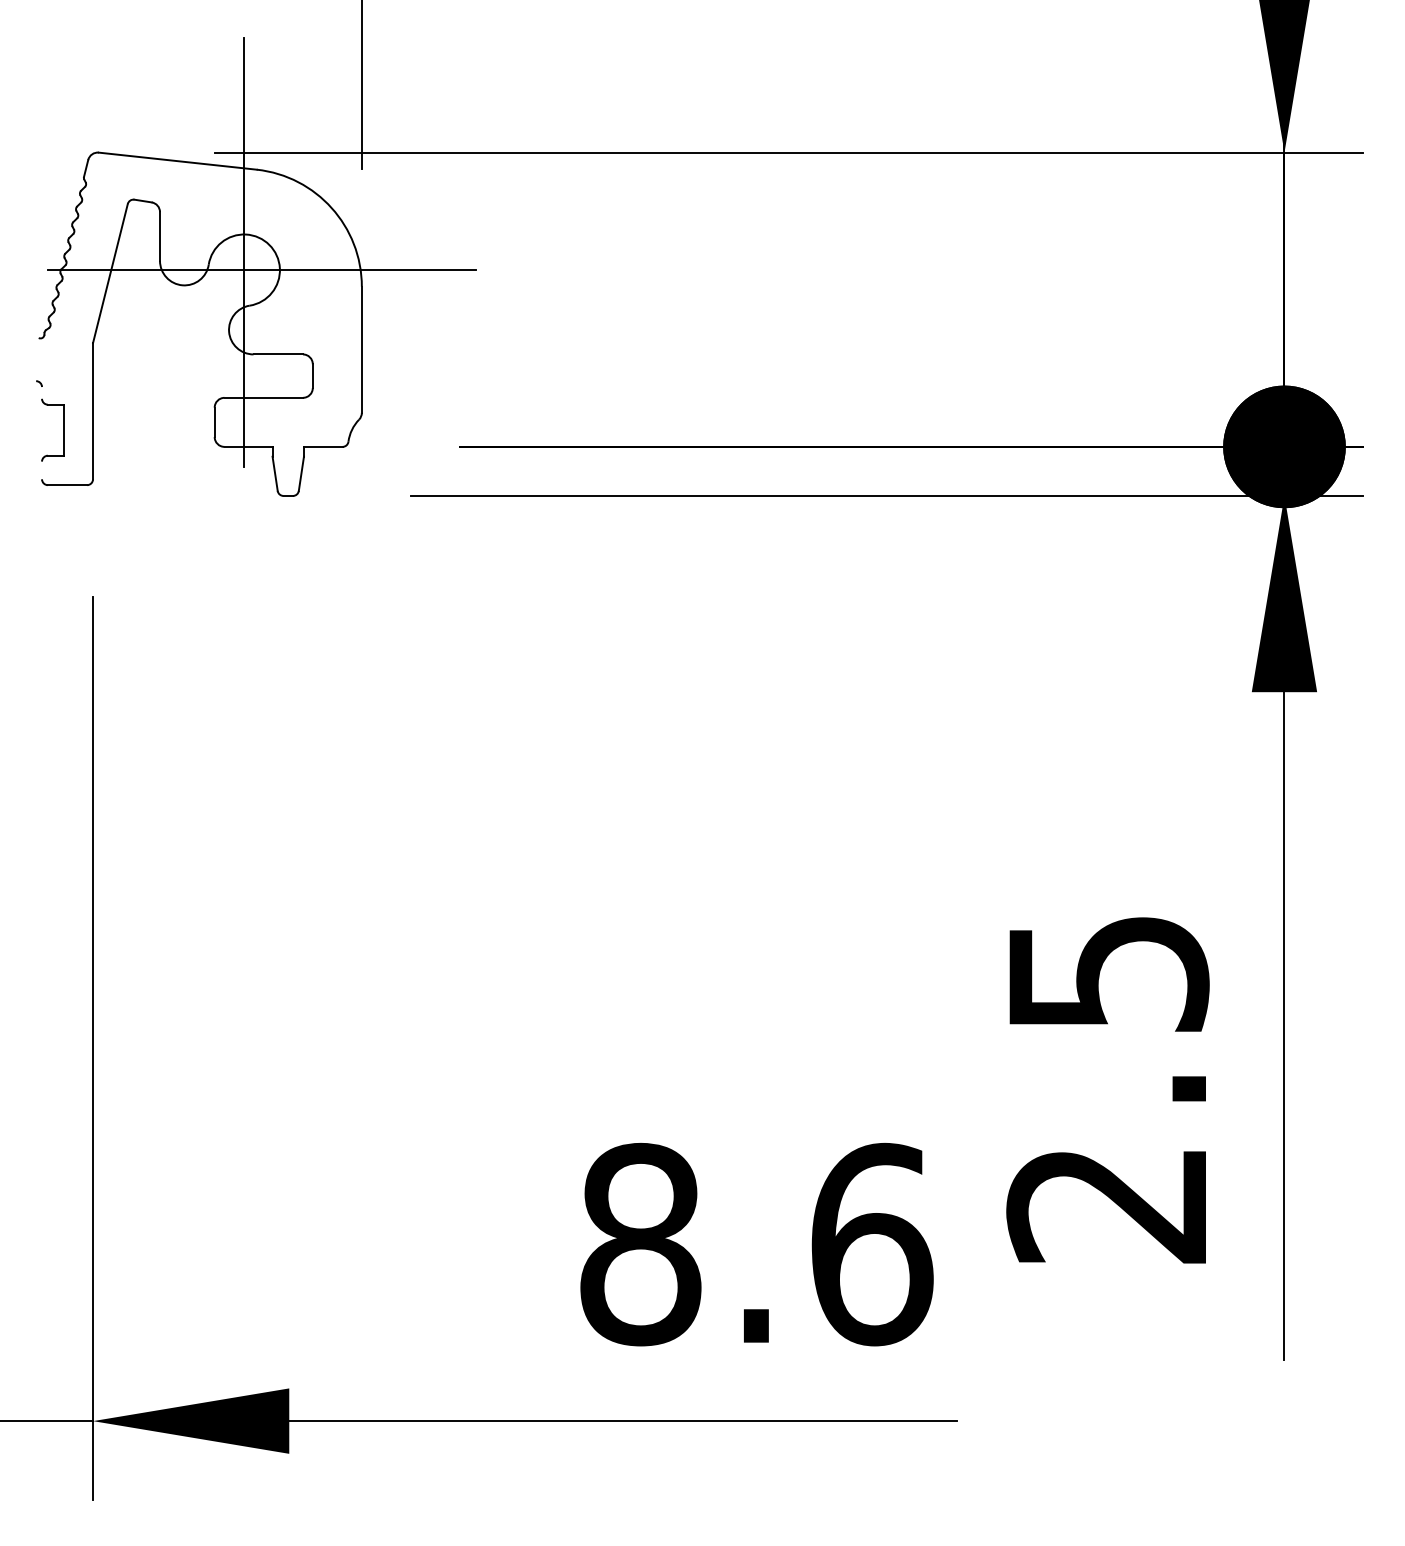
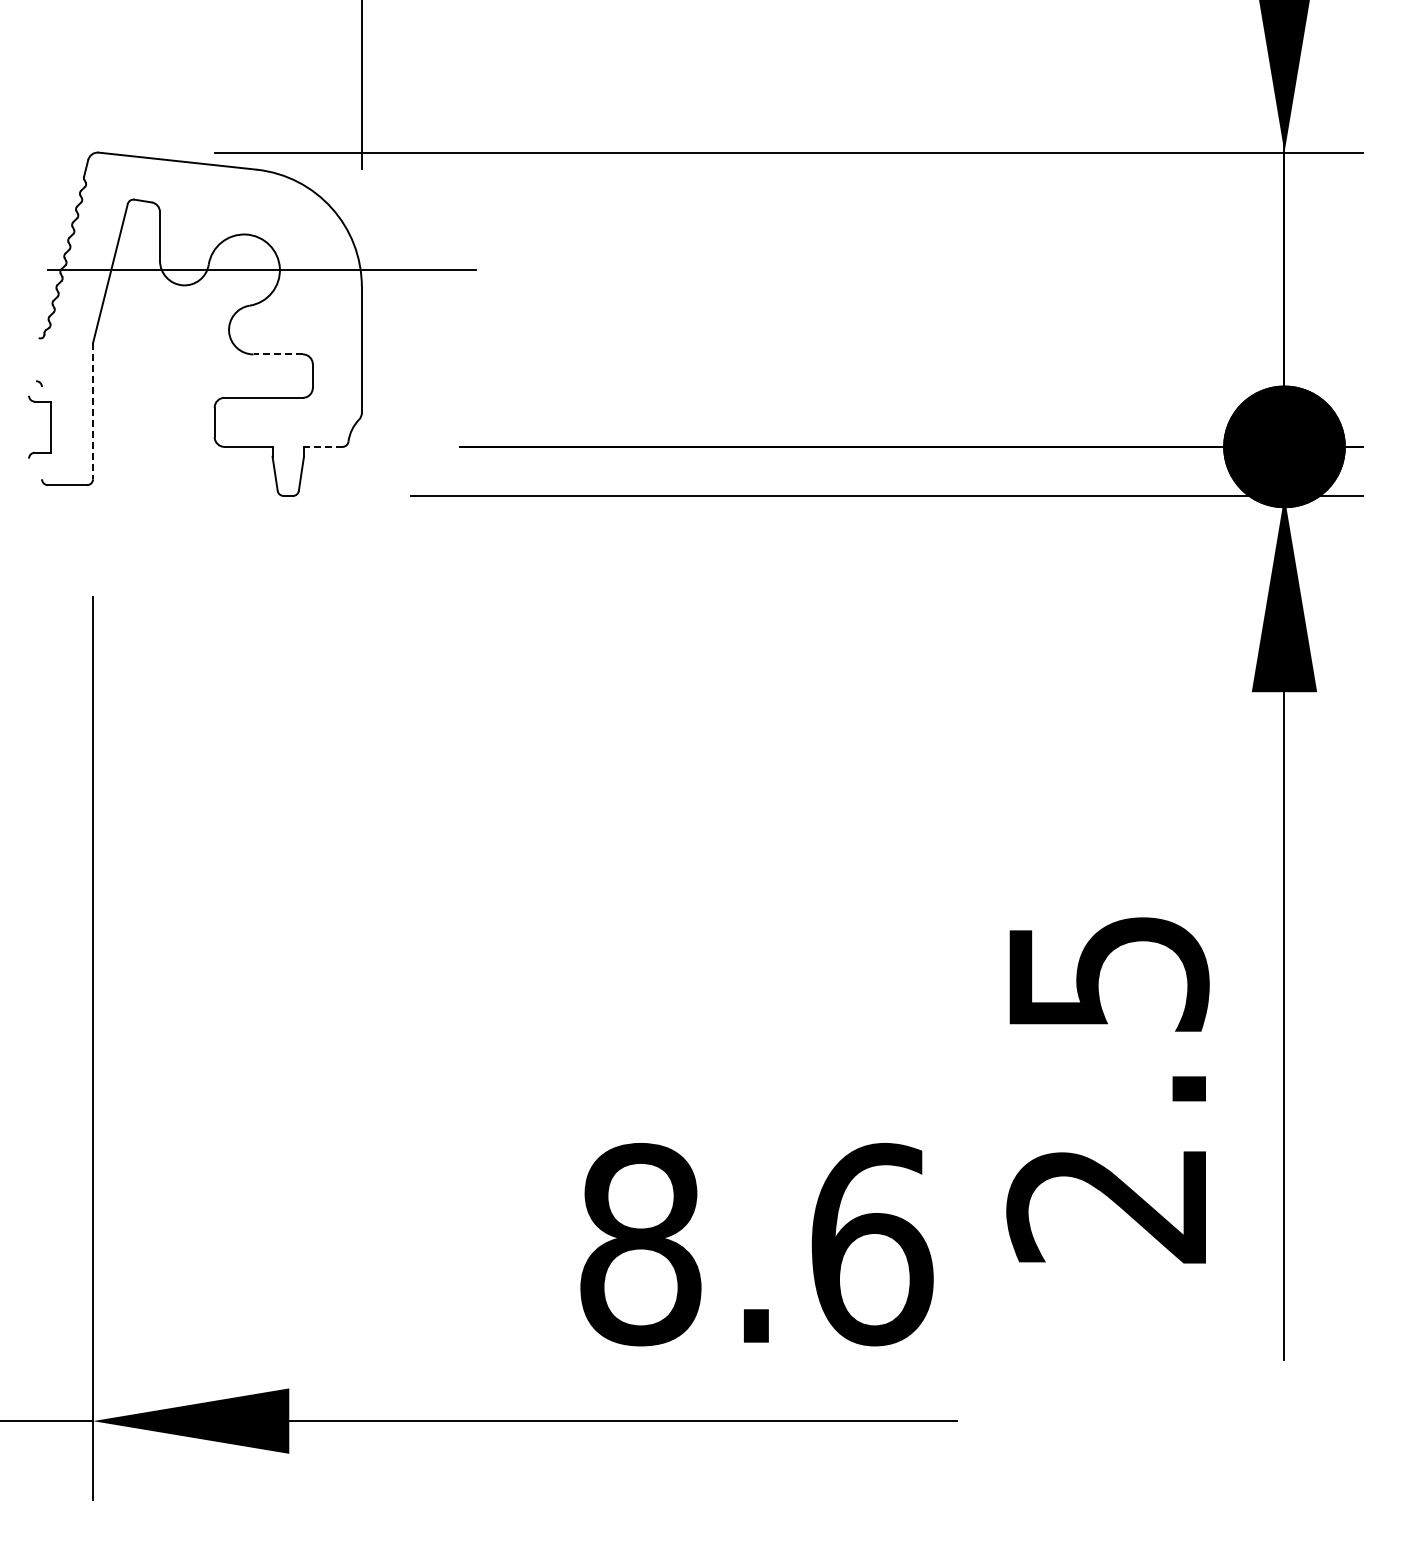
line: present -> none (244, 252)
line: solid -> dashed (278, 354)
line: solid -> dashed (93, 411)
part position: (63, 429) -> (50, 426) (50, 426)
line: solid -> dashed (322, 446)
